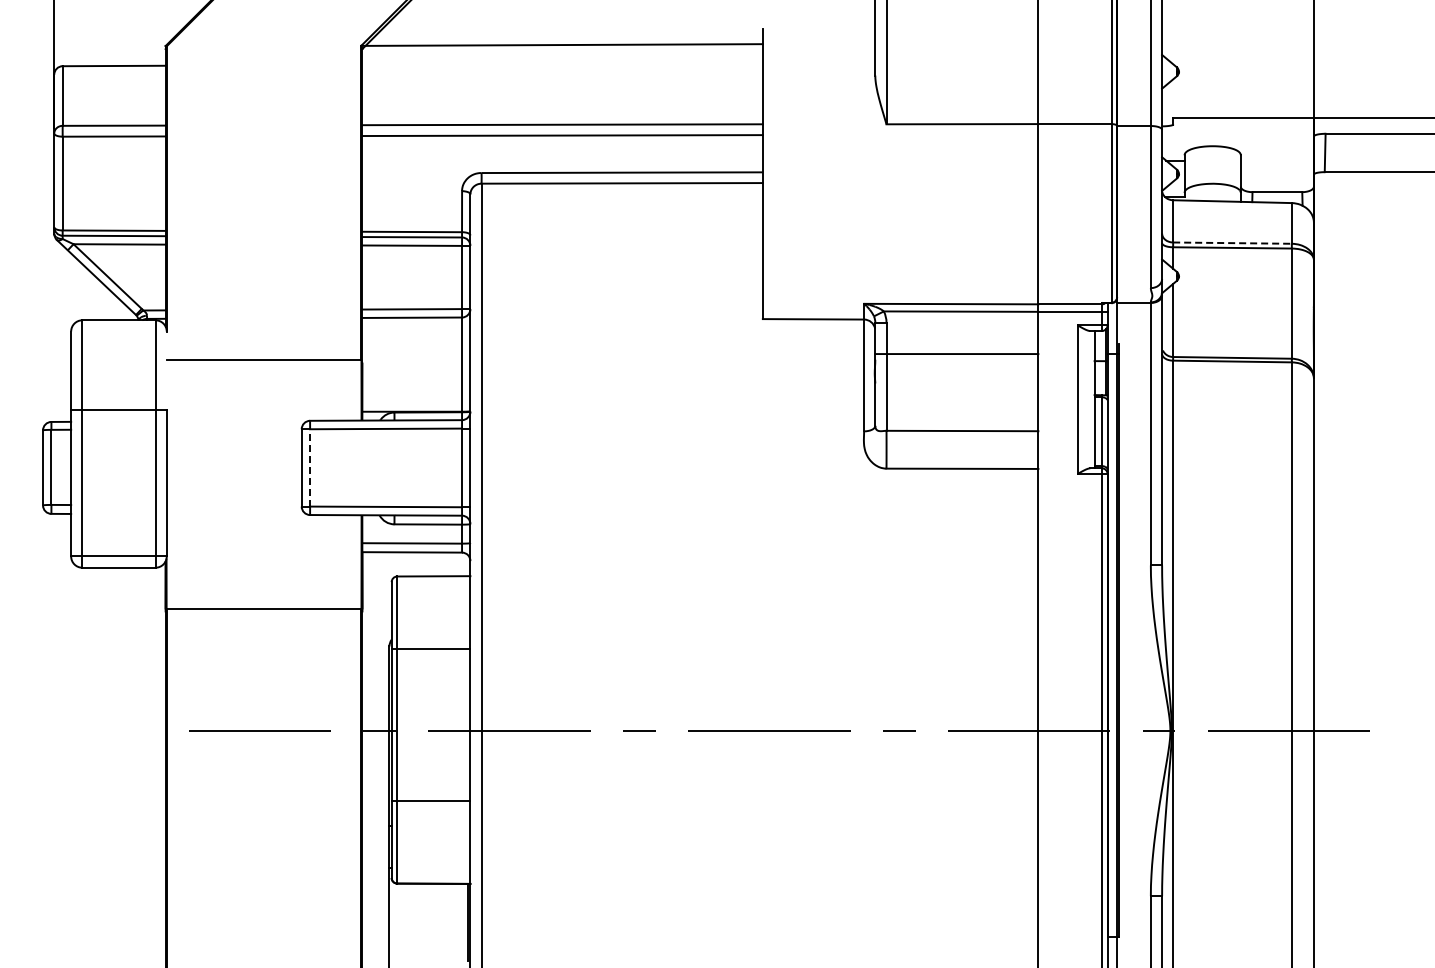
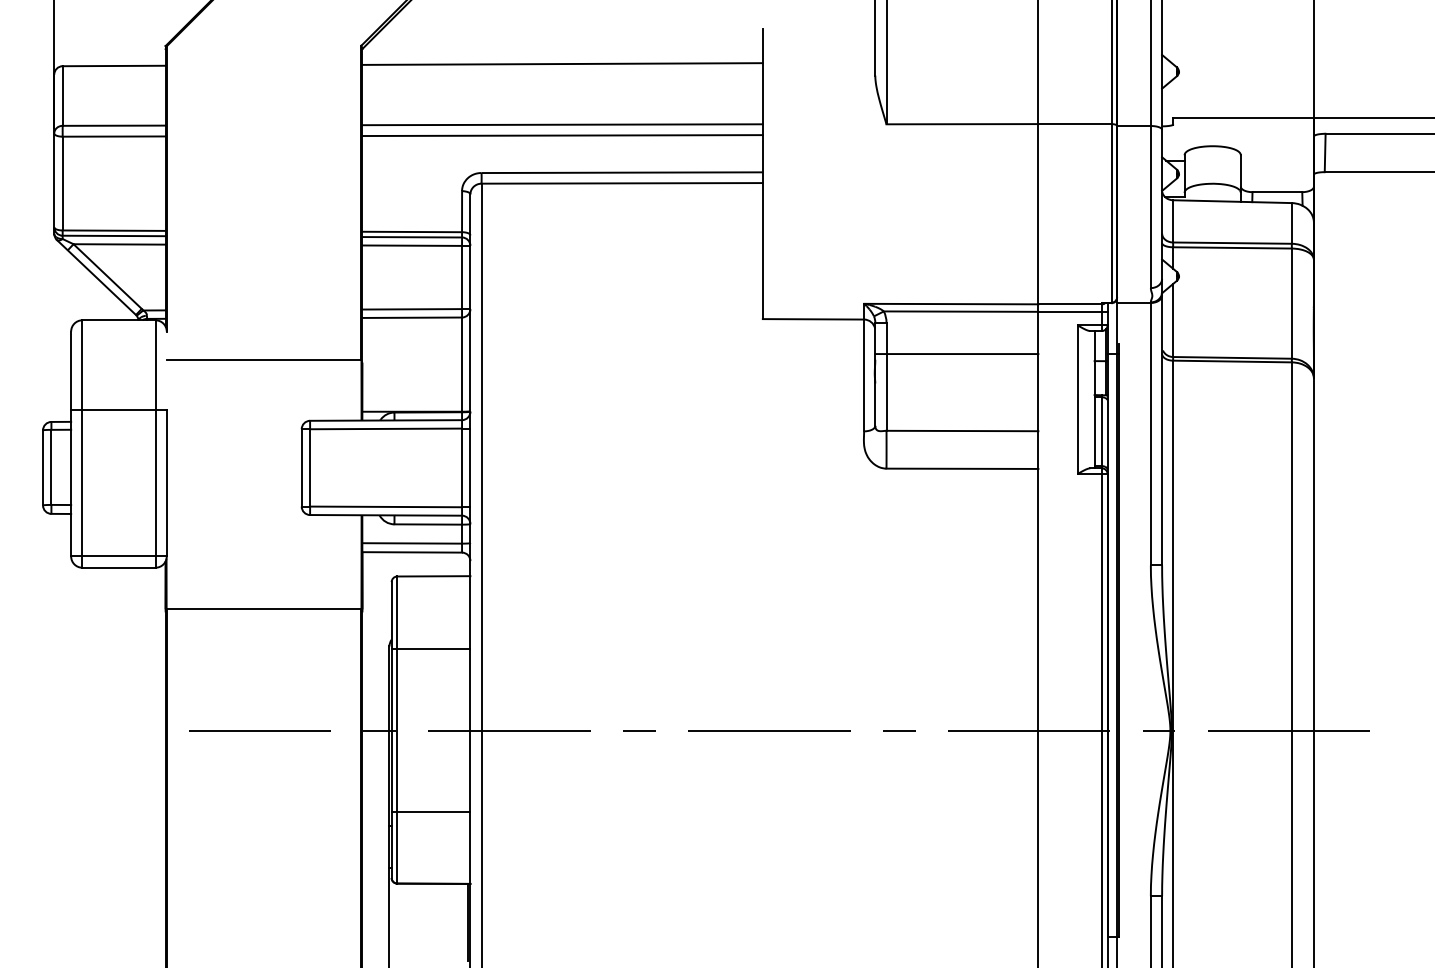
line position: (562, 44) -> (562, 63) (562, 63)
line: dashed -> solid (1232, 243)
line: dashed -> solid (310, 467)
line position: (430, 801) -> (430, 812) (430, 812)
